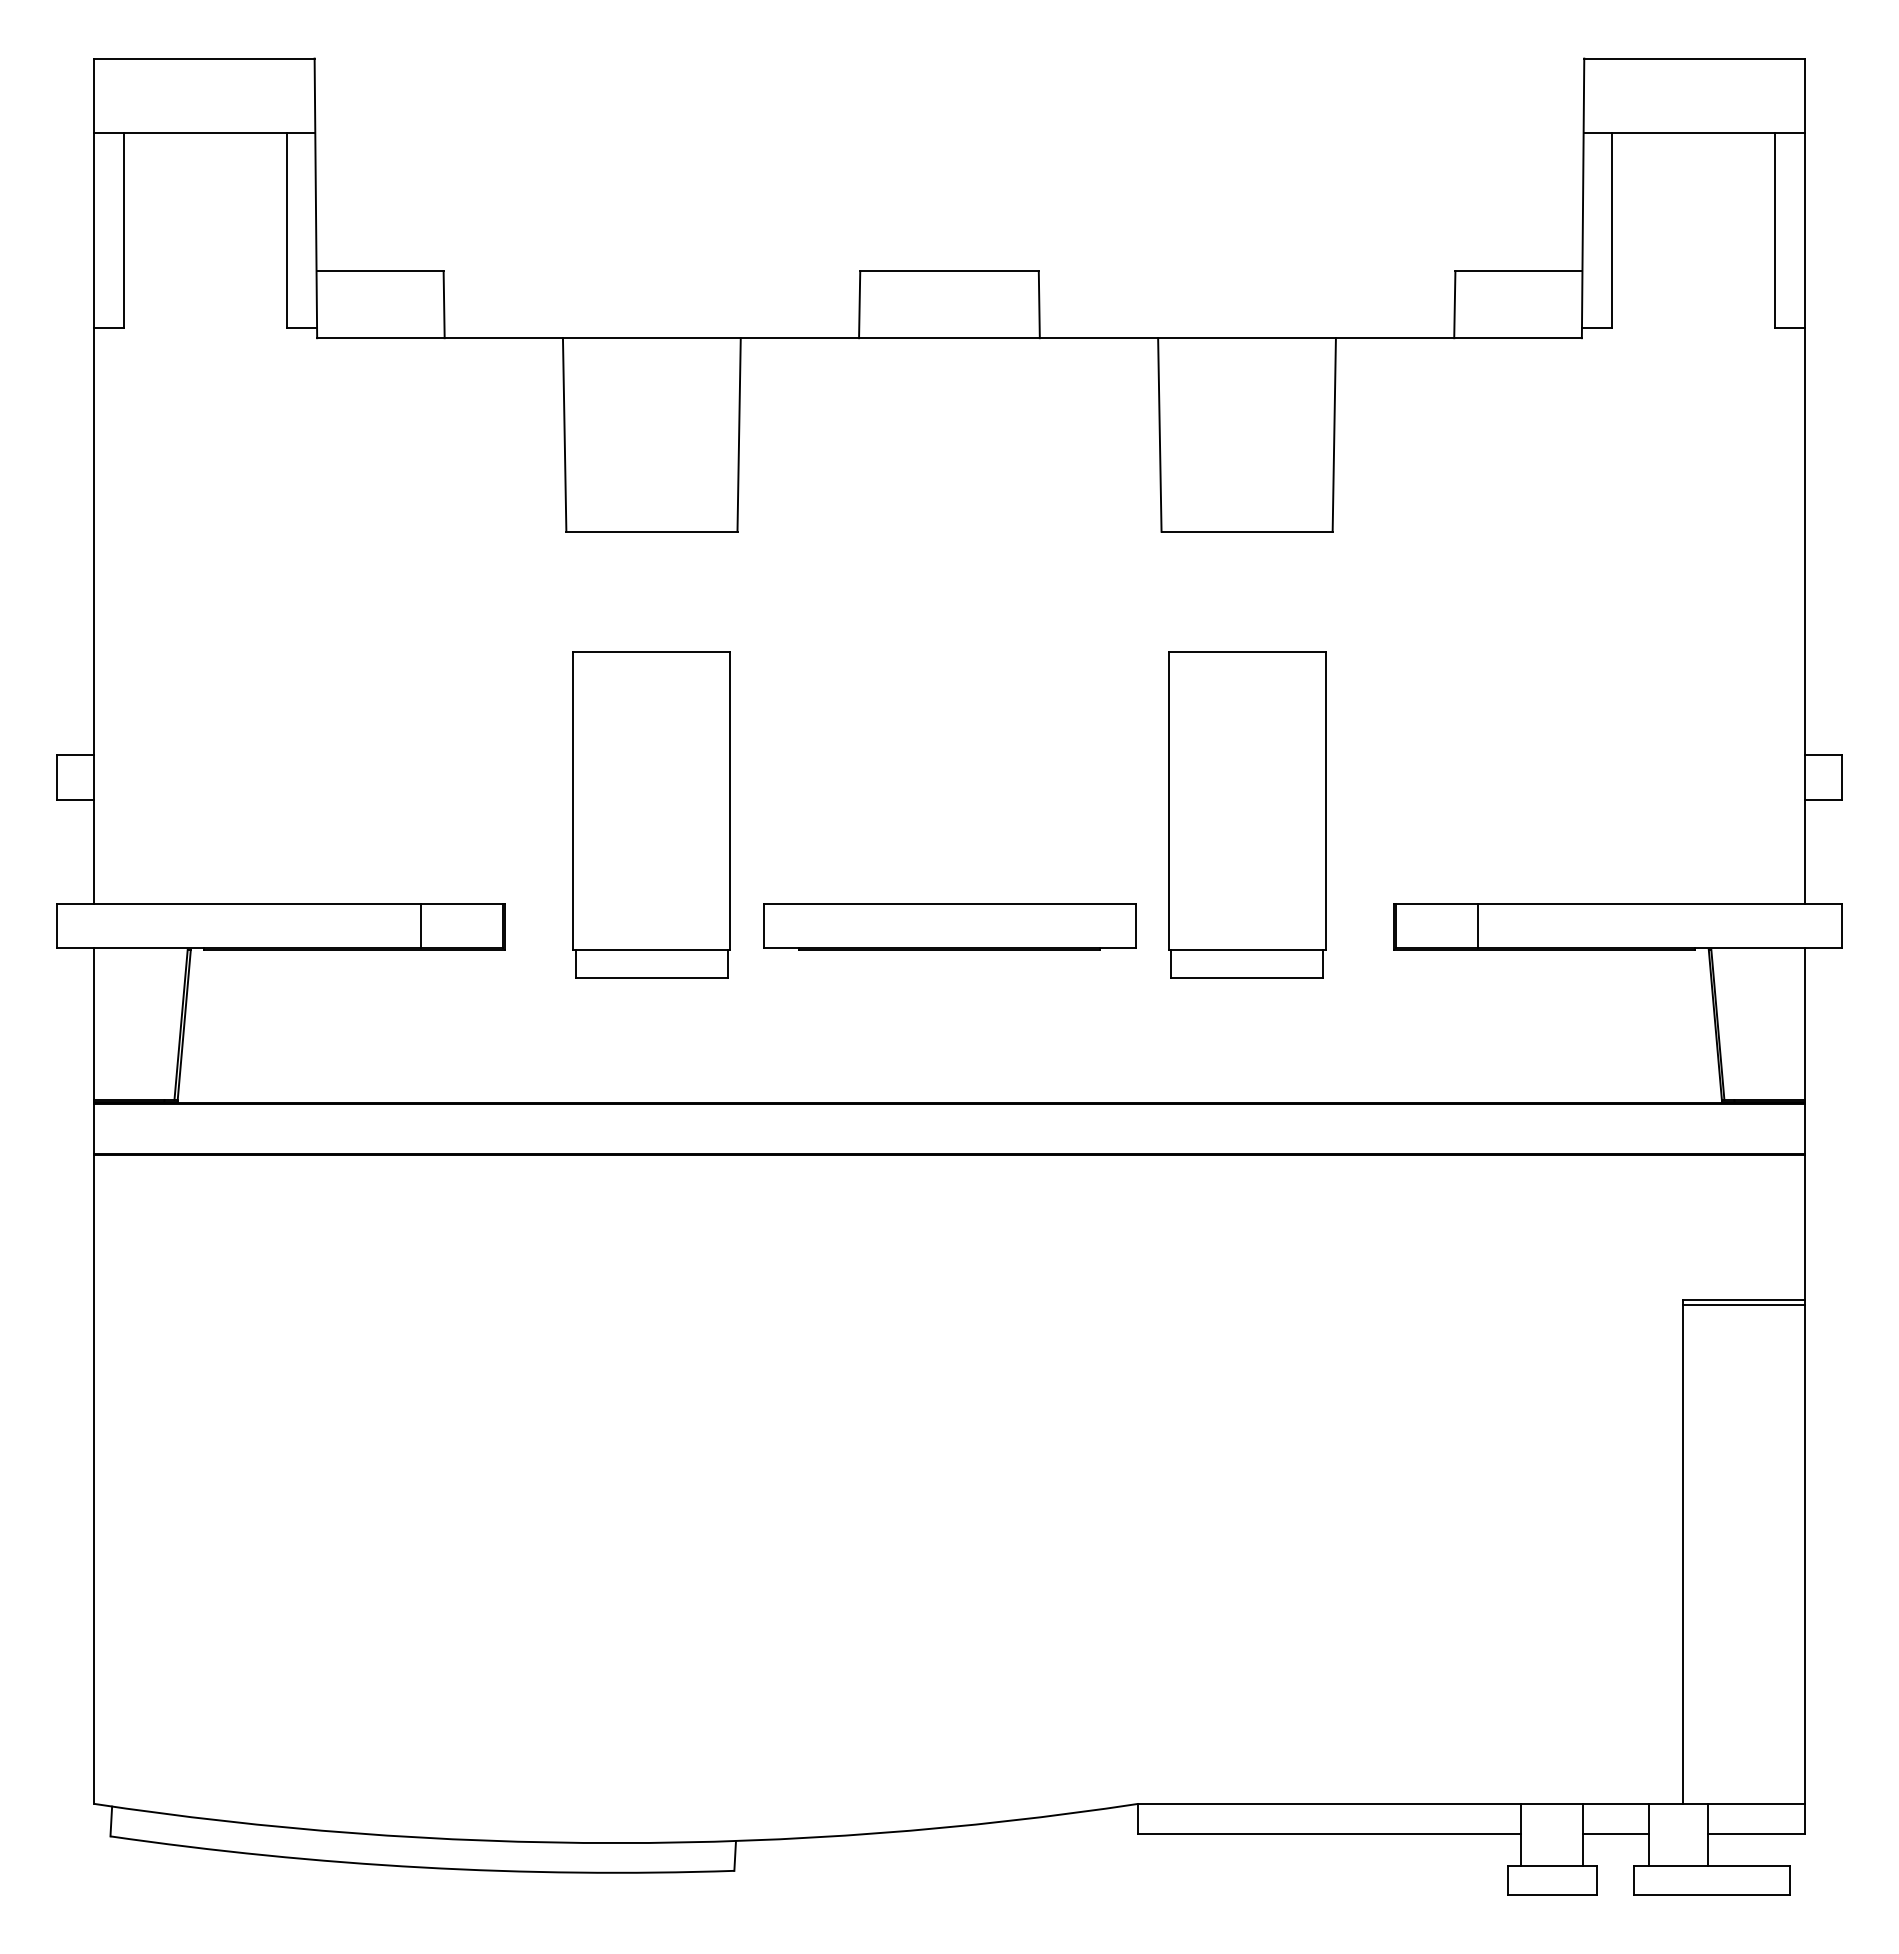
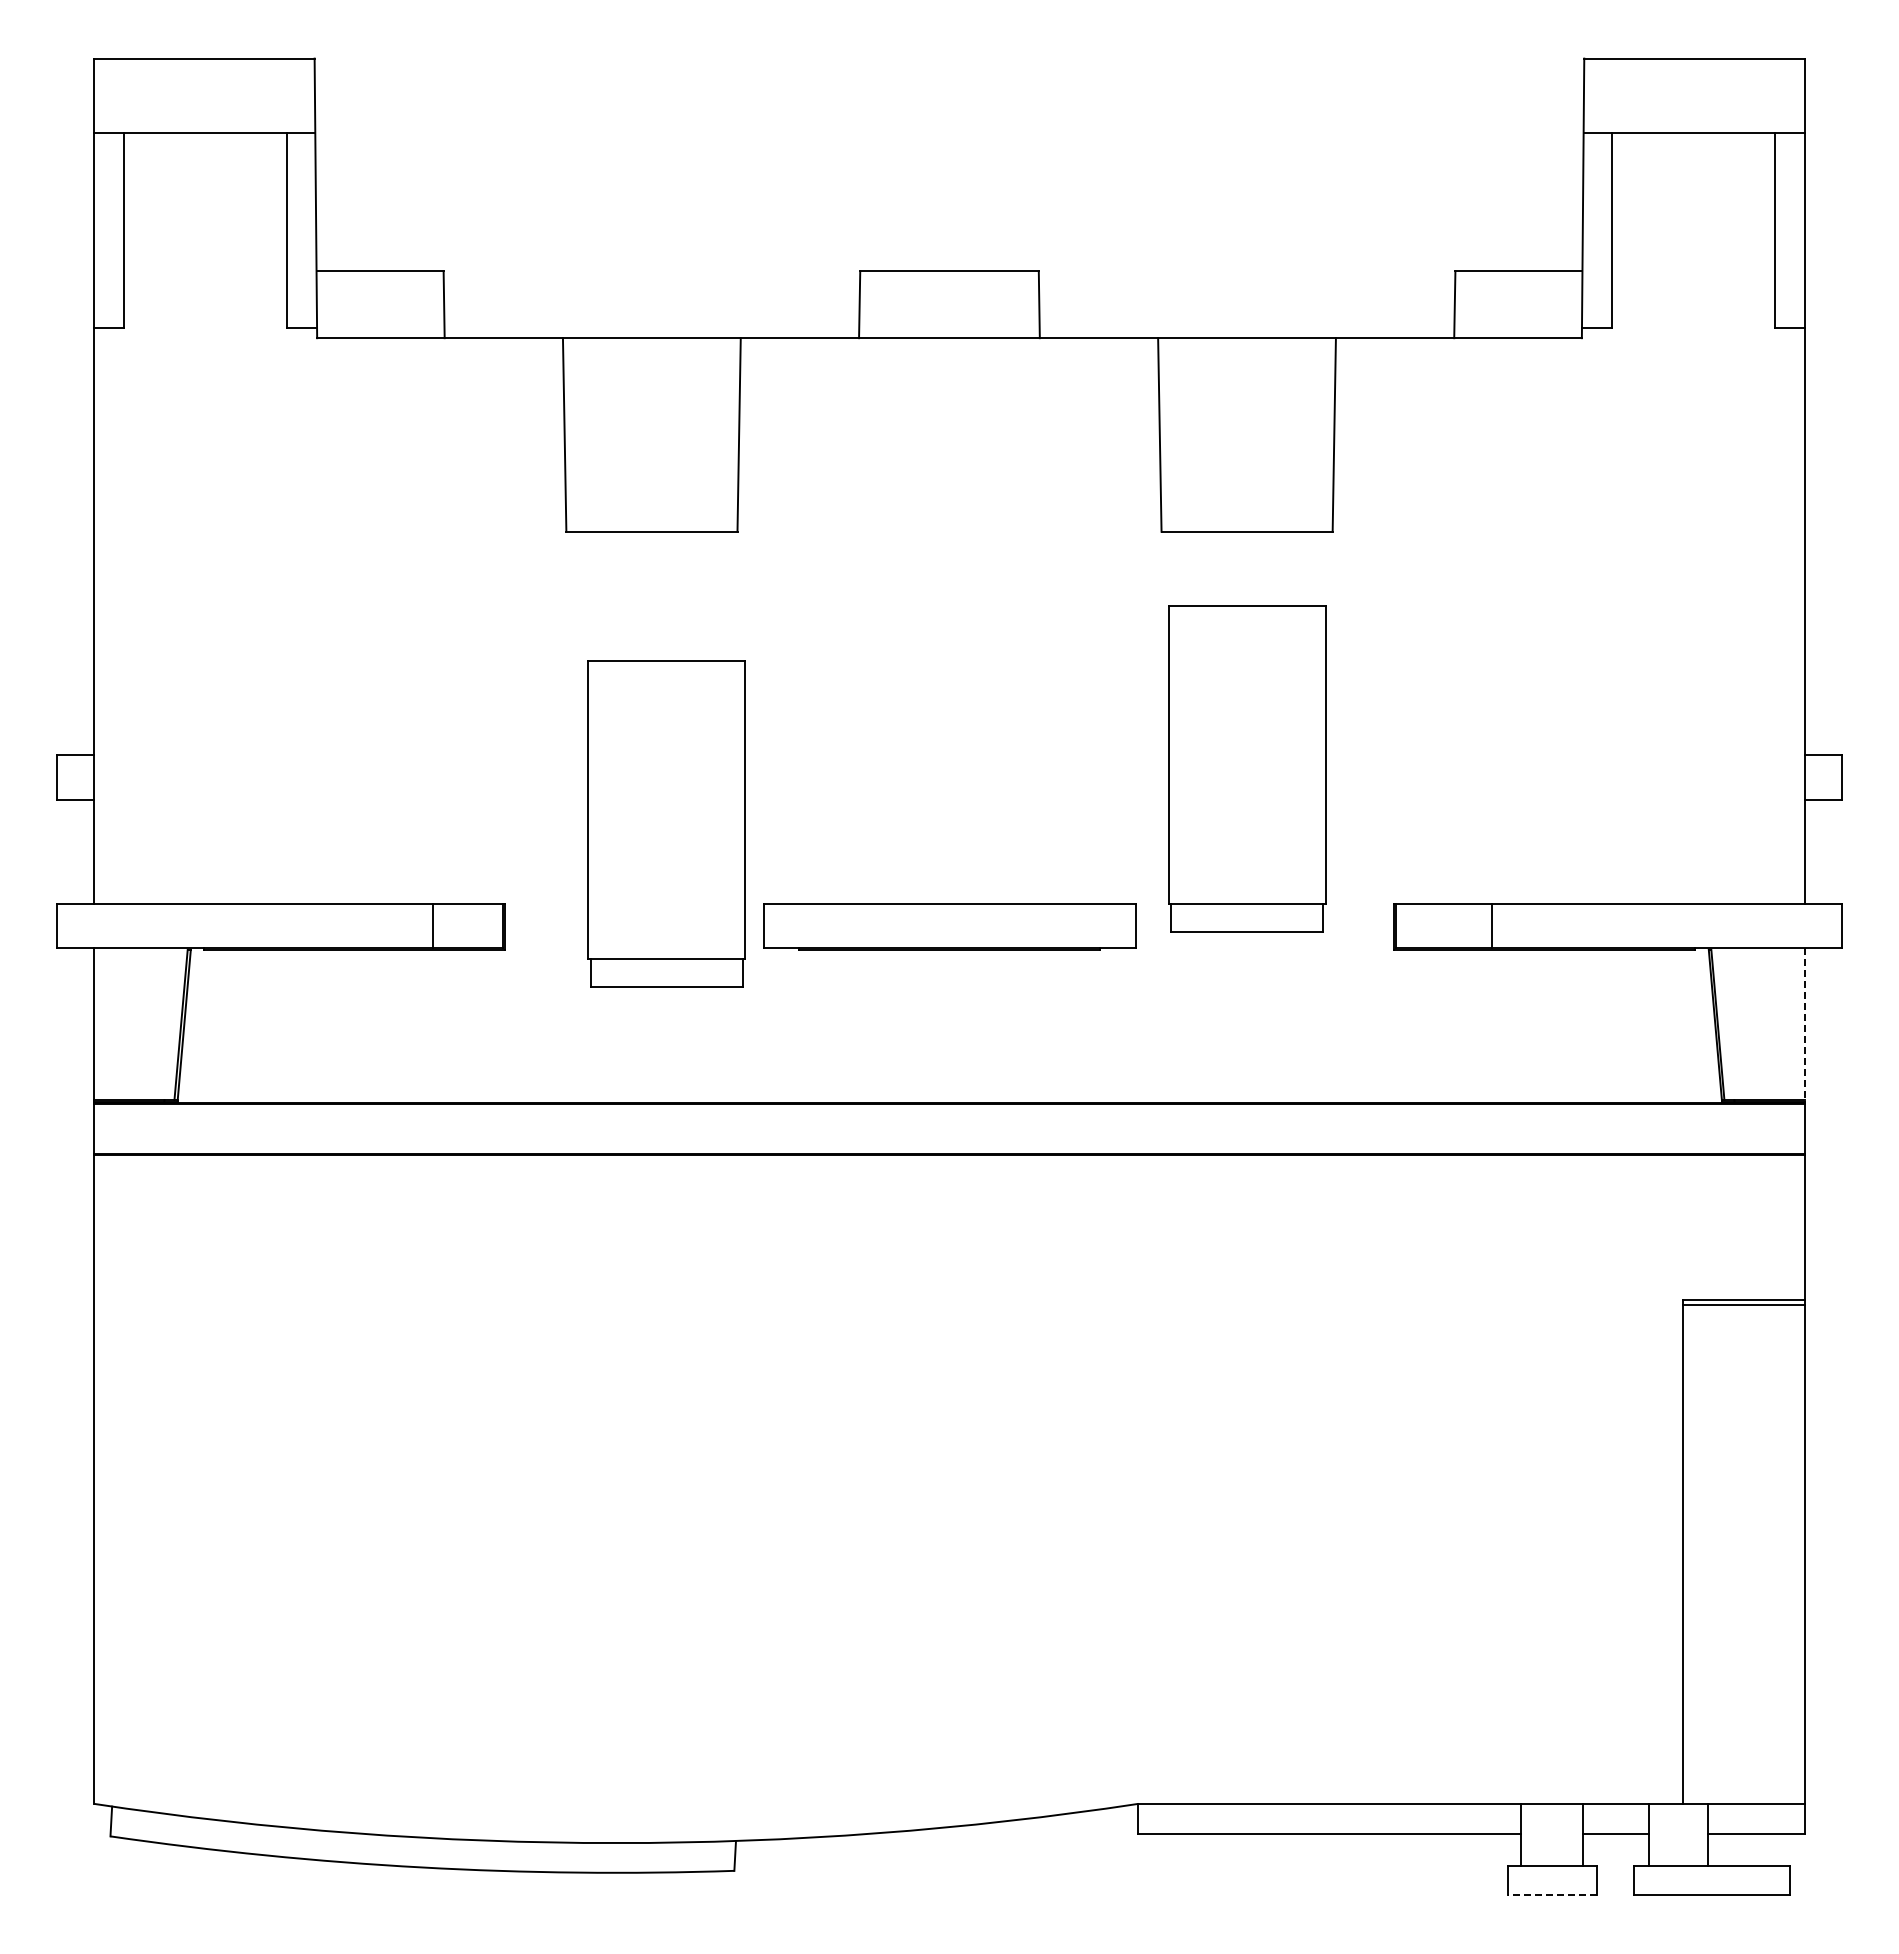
part position: (651, 814) -> (666, 823) (666, 823)
part position: (1247, 814) -> (1247, 768) (1247, 768)
line position: (421, 925) -> (433, 925) (433, 925)
line position: (1477, 925) -> (1491, 925) (1491, 925)
line: solid -> dashed (1805, 1024)
line: solid -> dashed (1552, 1895)
